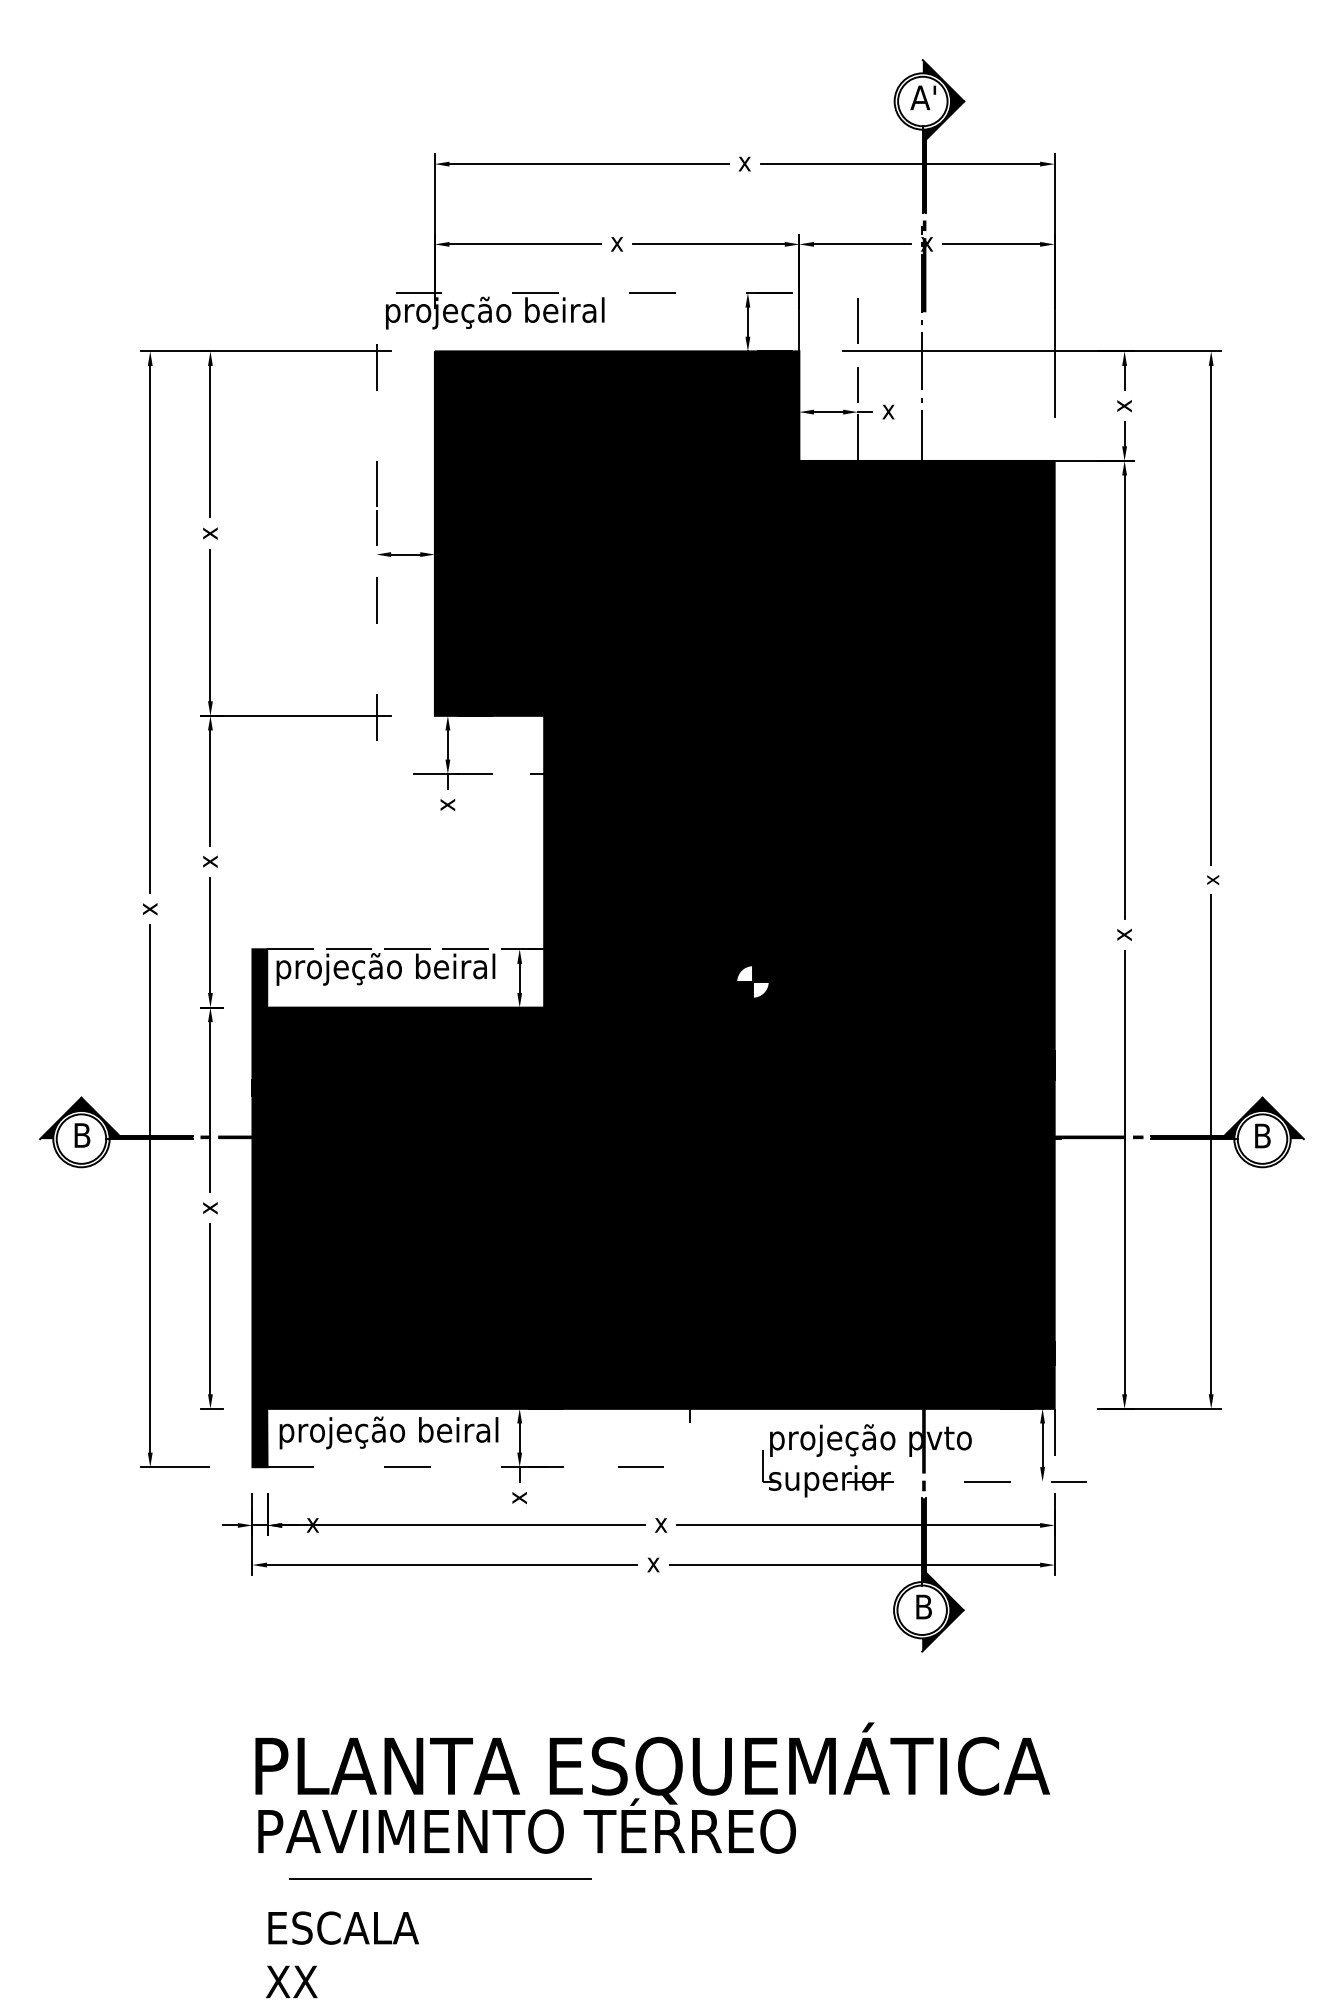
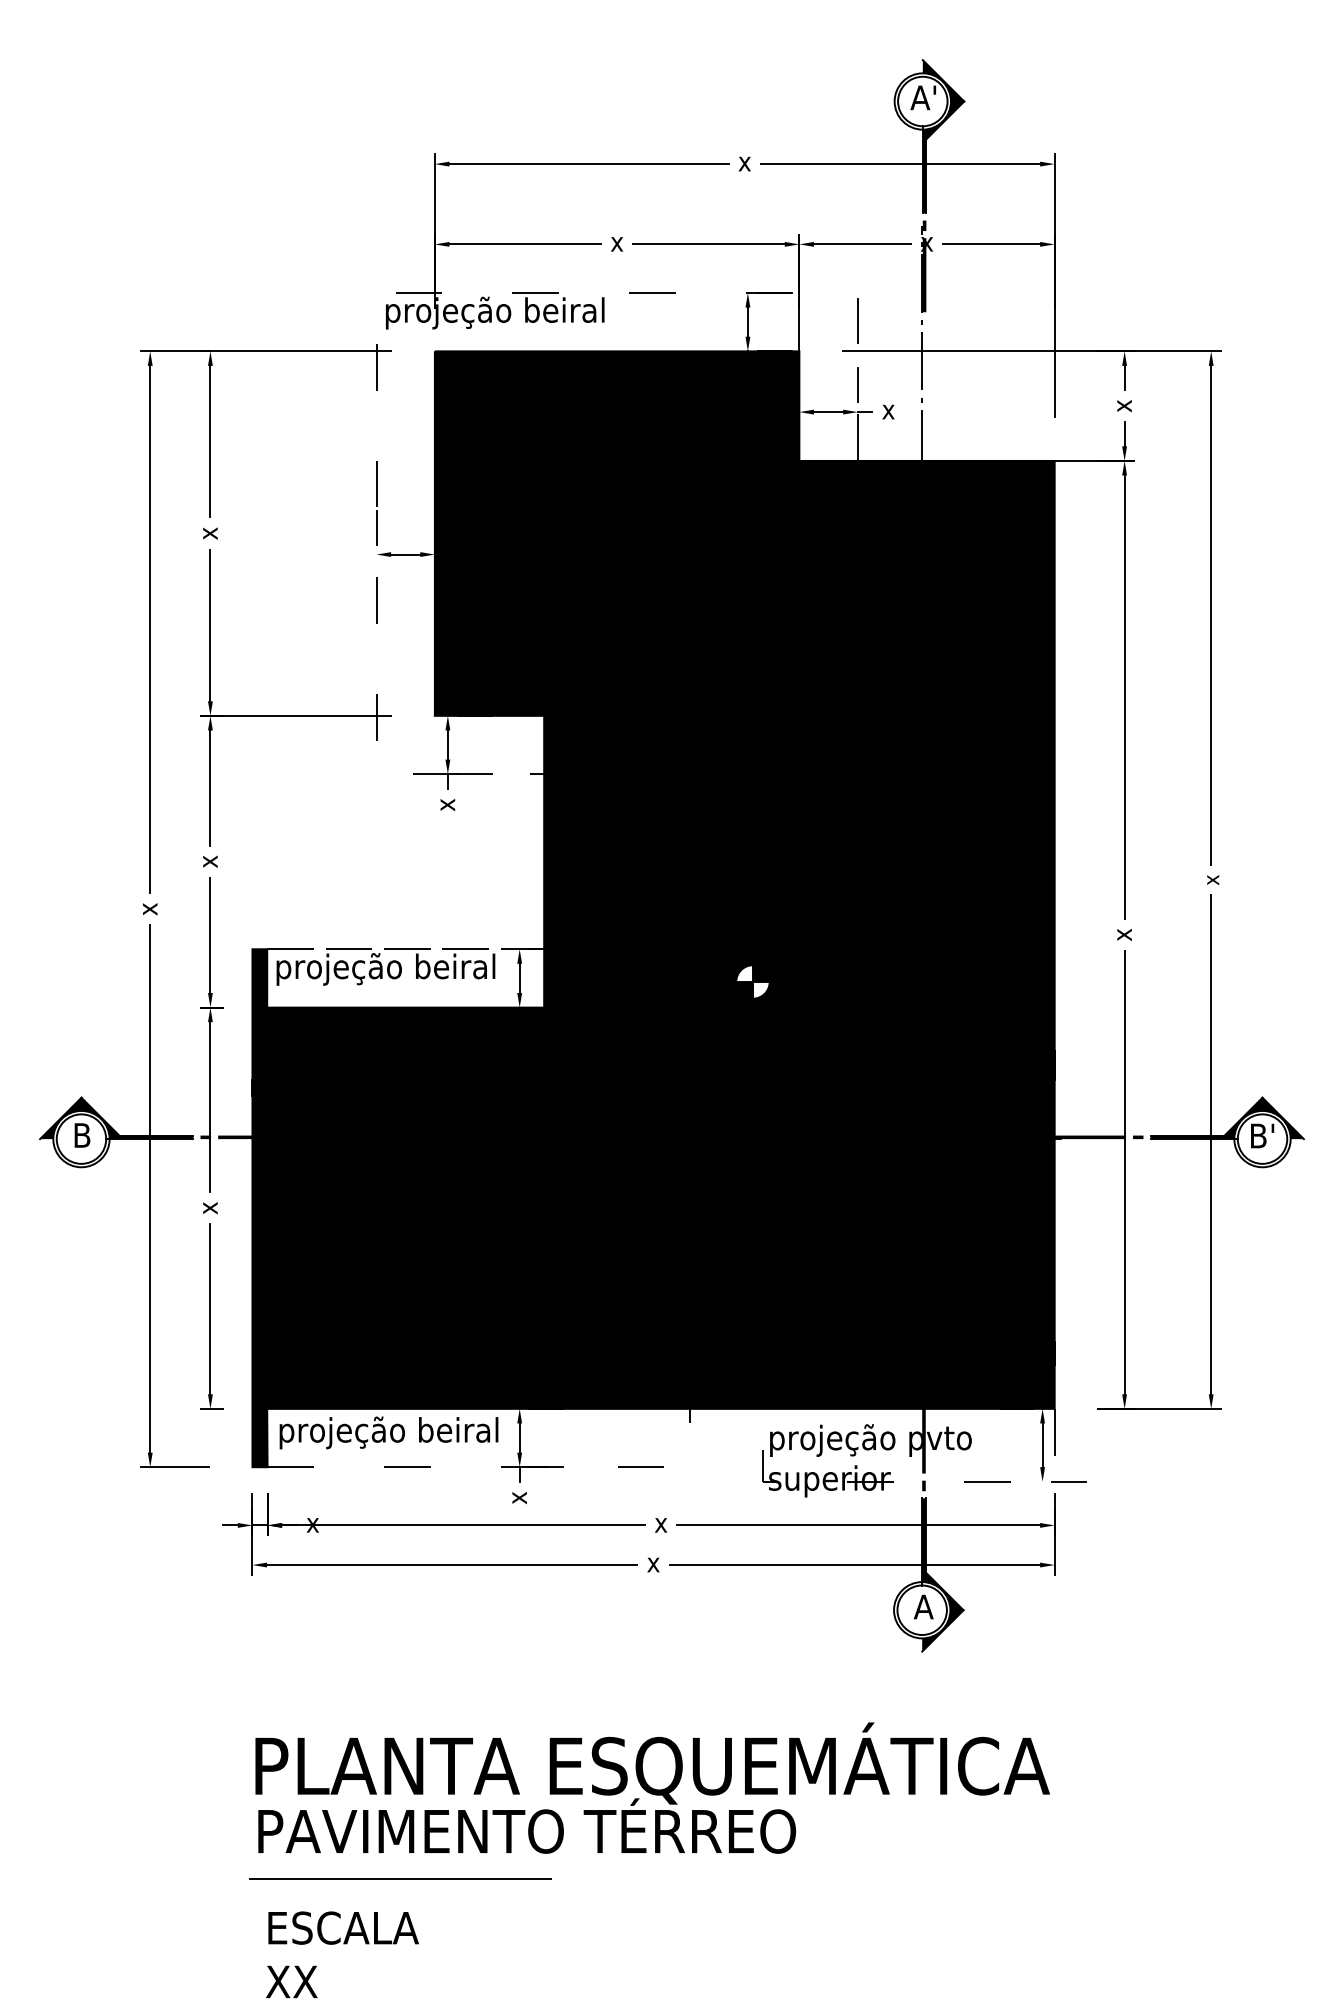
text: B -> B' (1262, 1135)
text: B -> A (923, 1606)
line position: (440, 1878) -> (400, 1878) (400, 1878)
